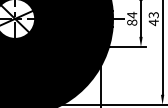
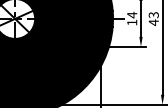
text: 84 -> 14 (132, 22)
